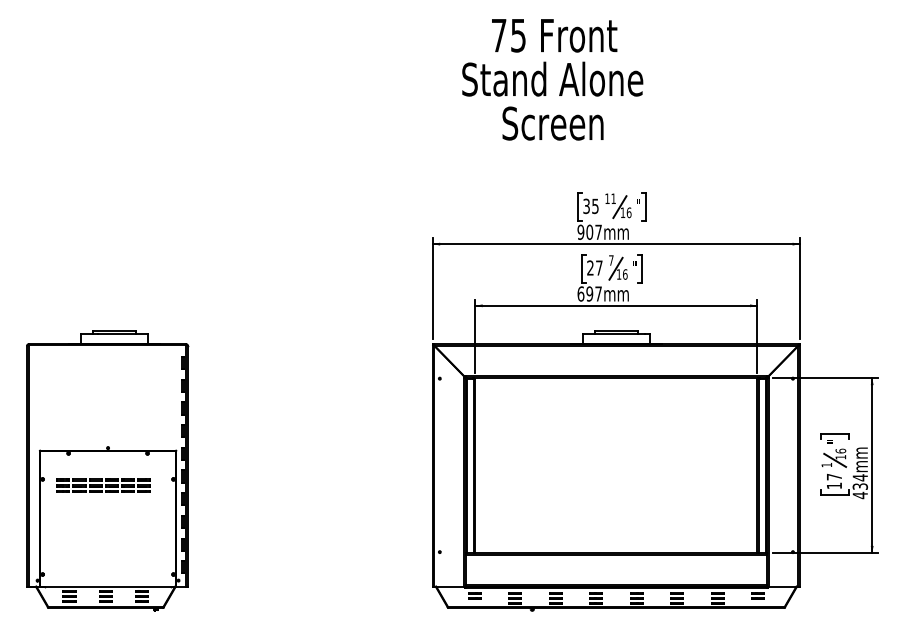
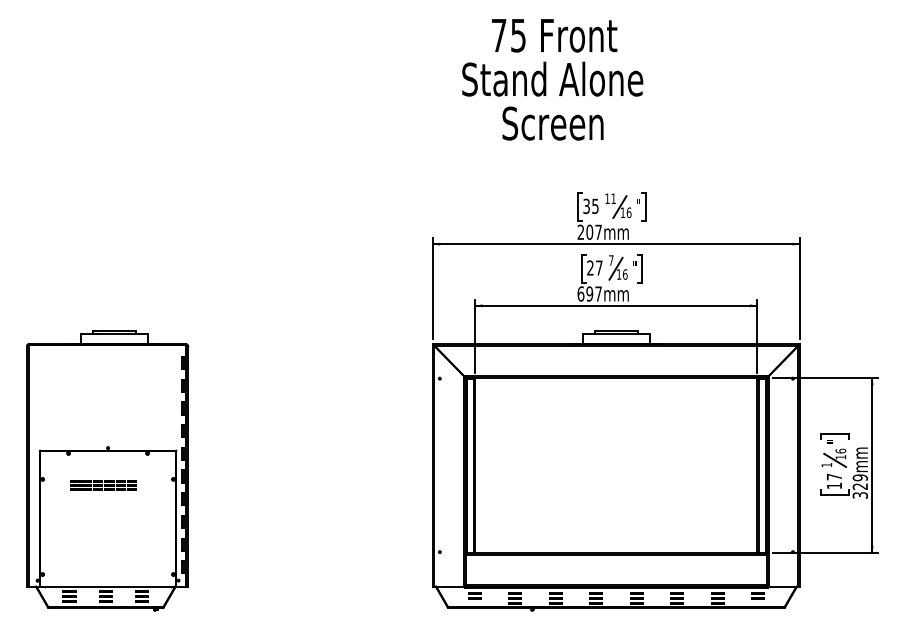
text: 907mm -> 207mm (580, 231)
part size: 95x15 px -> 67x11 px (103, 485)
text: 434mm -> 329mm (860, 486)
